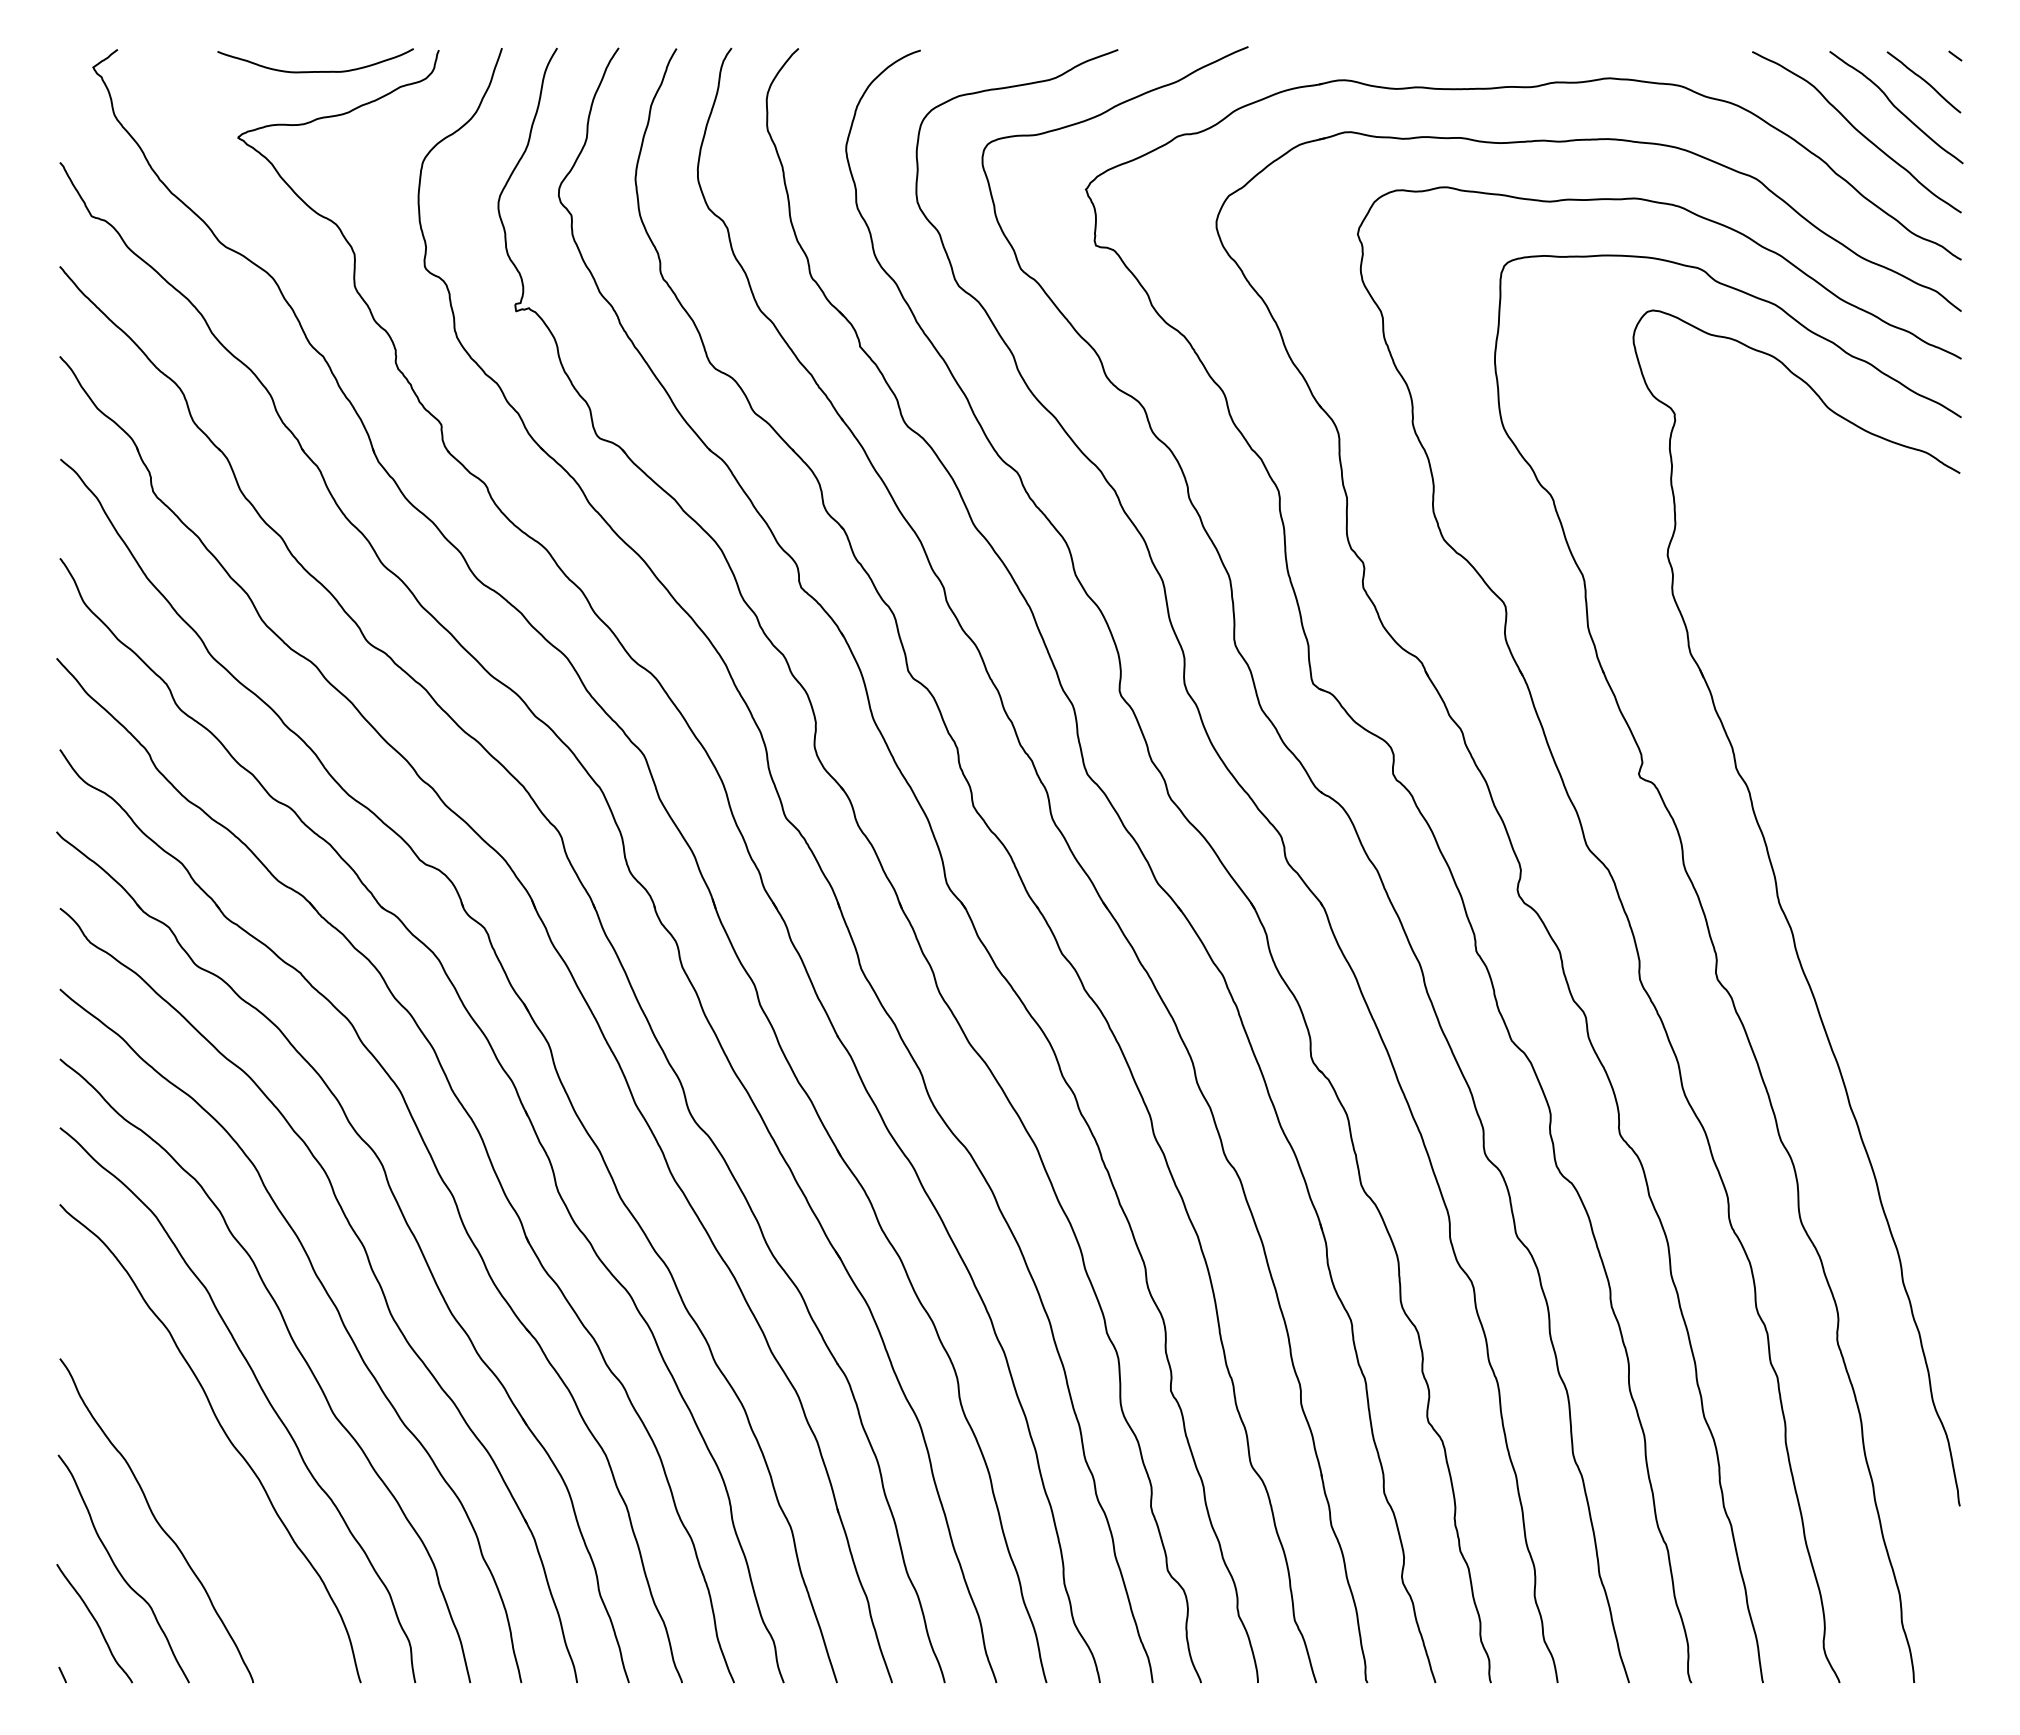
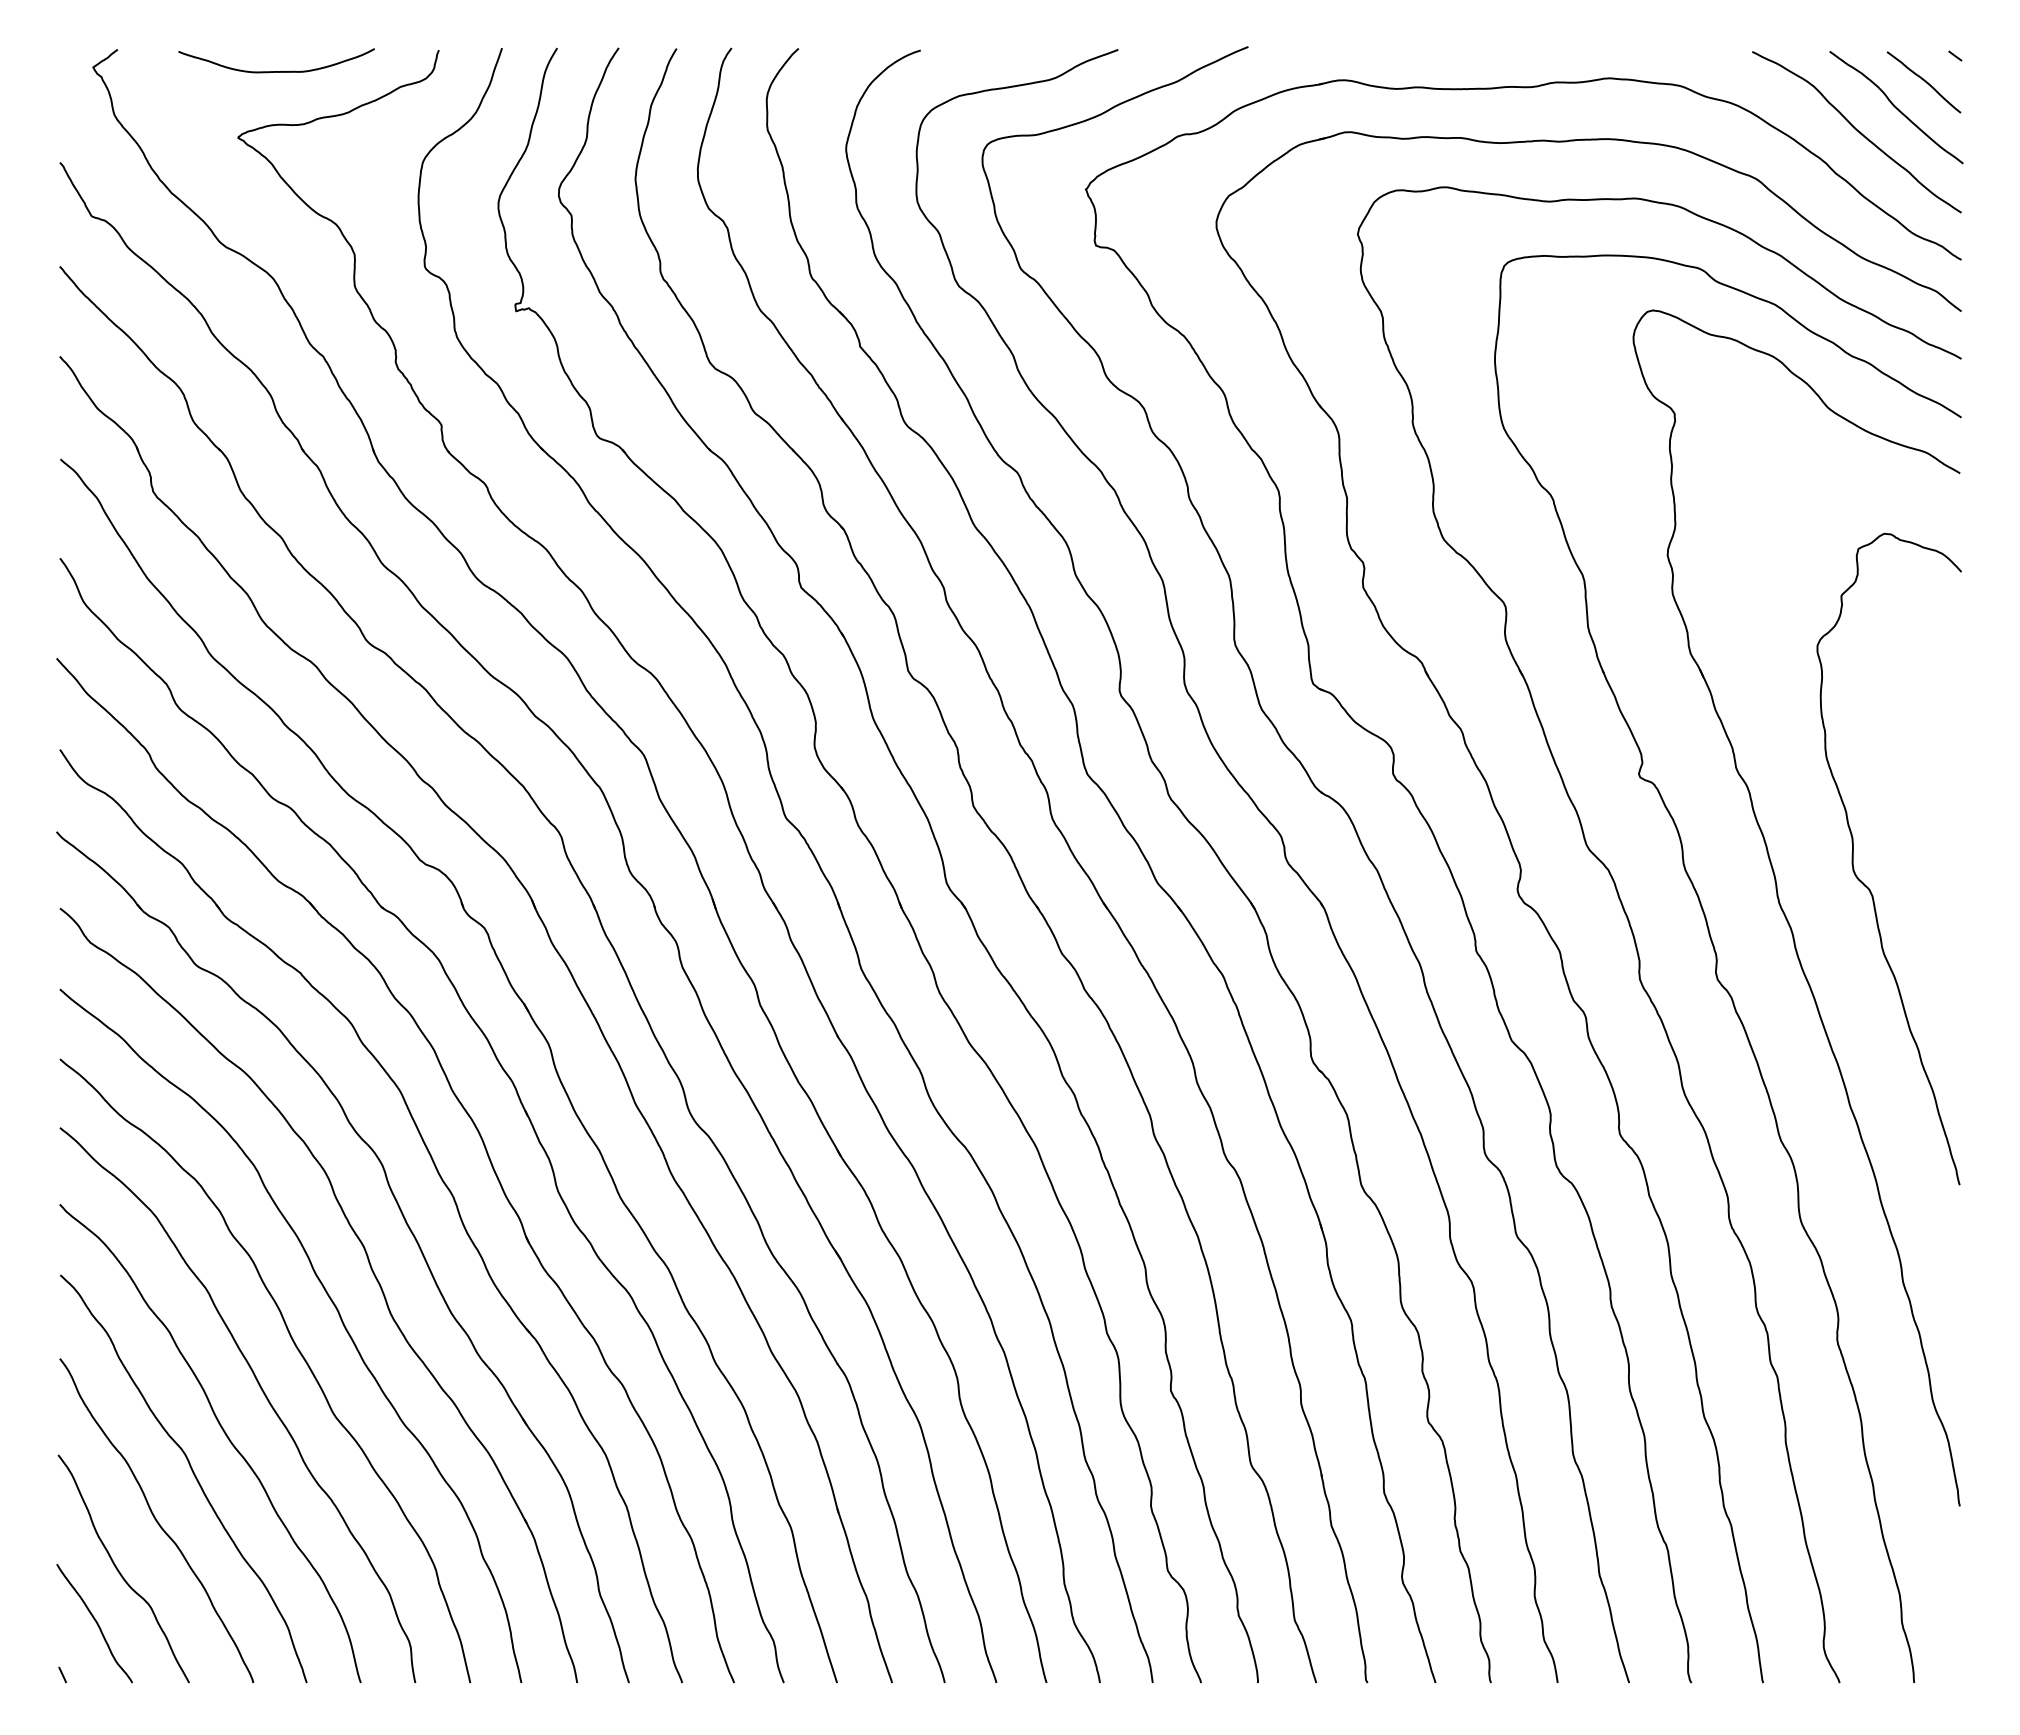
curve position: (315, 71) -> (276, 71) (276, 71)
part: none -> present (1863, 882)
curve: none -> present (192, 1473)
